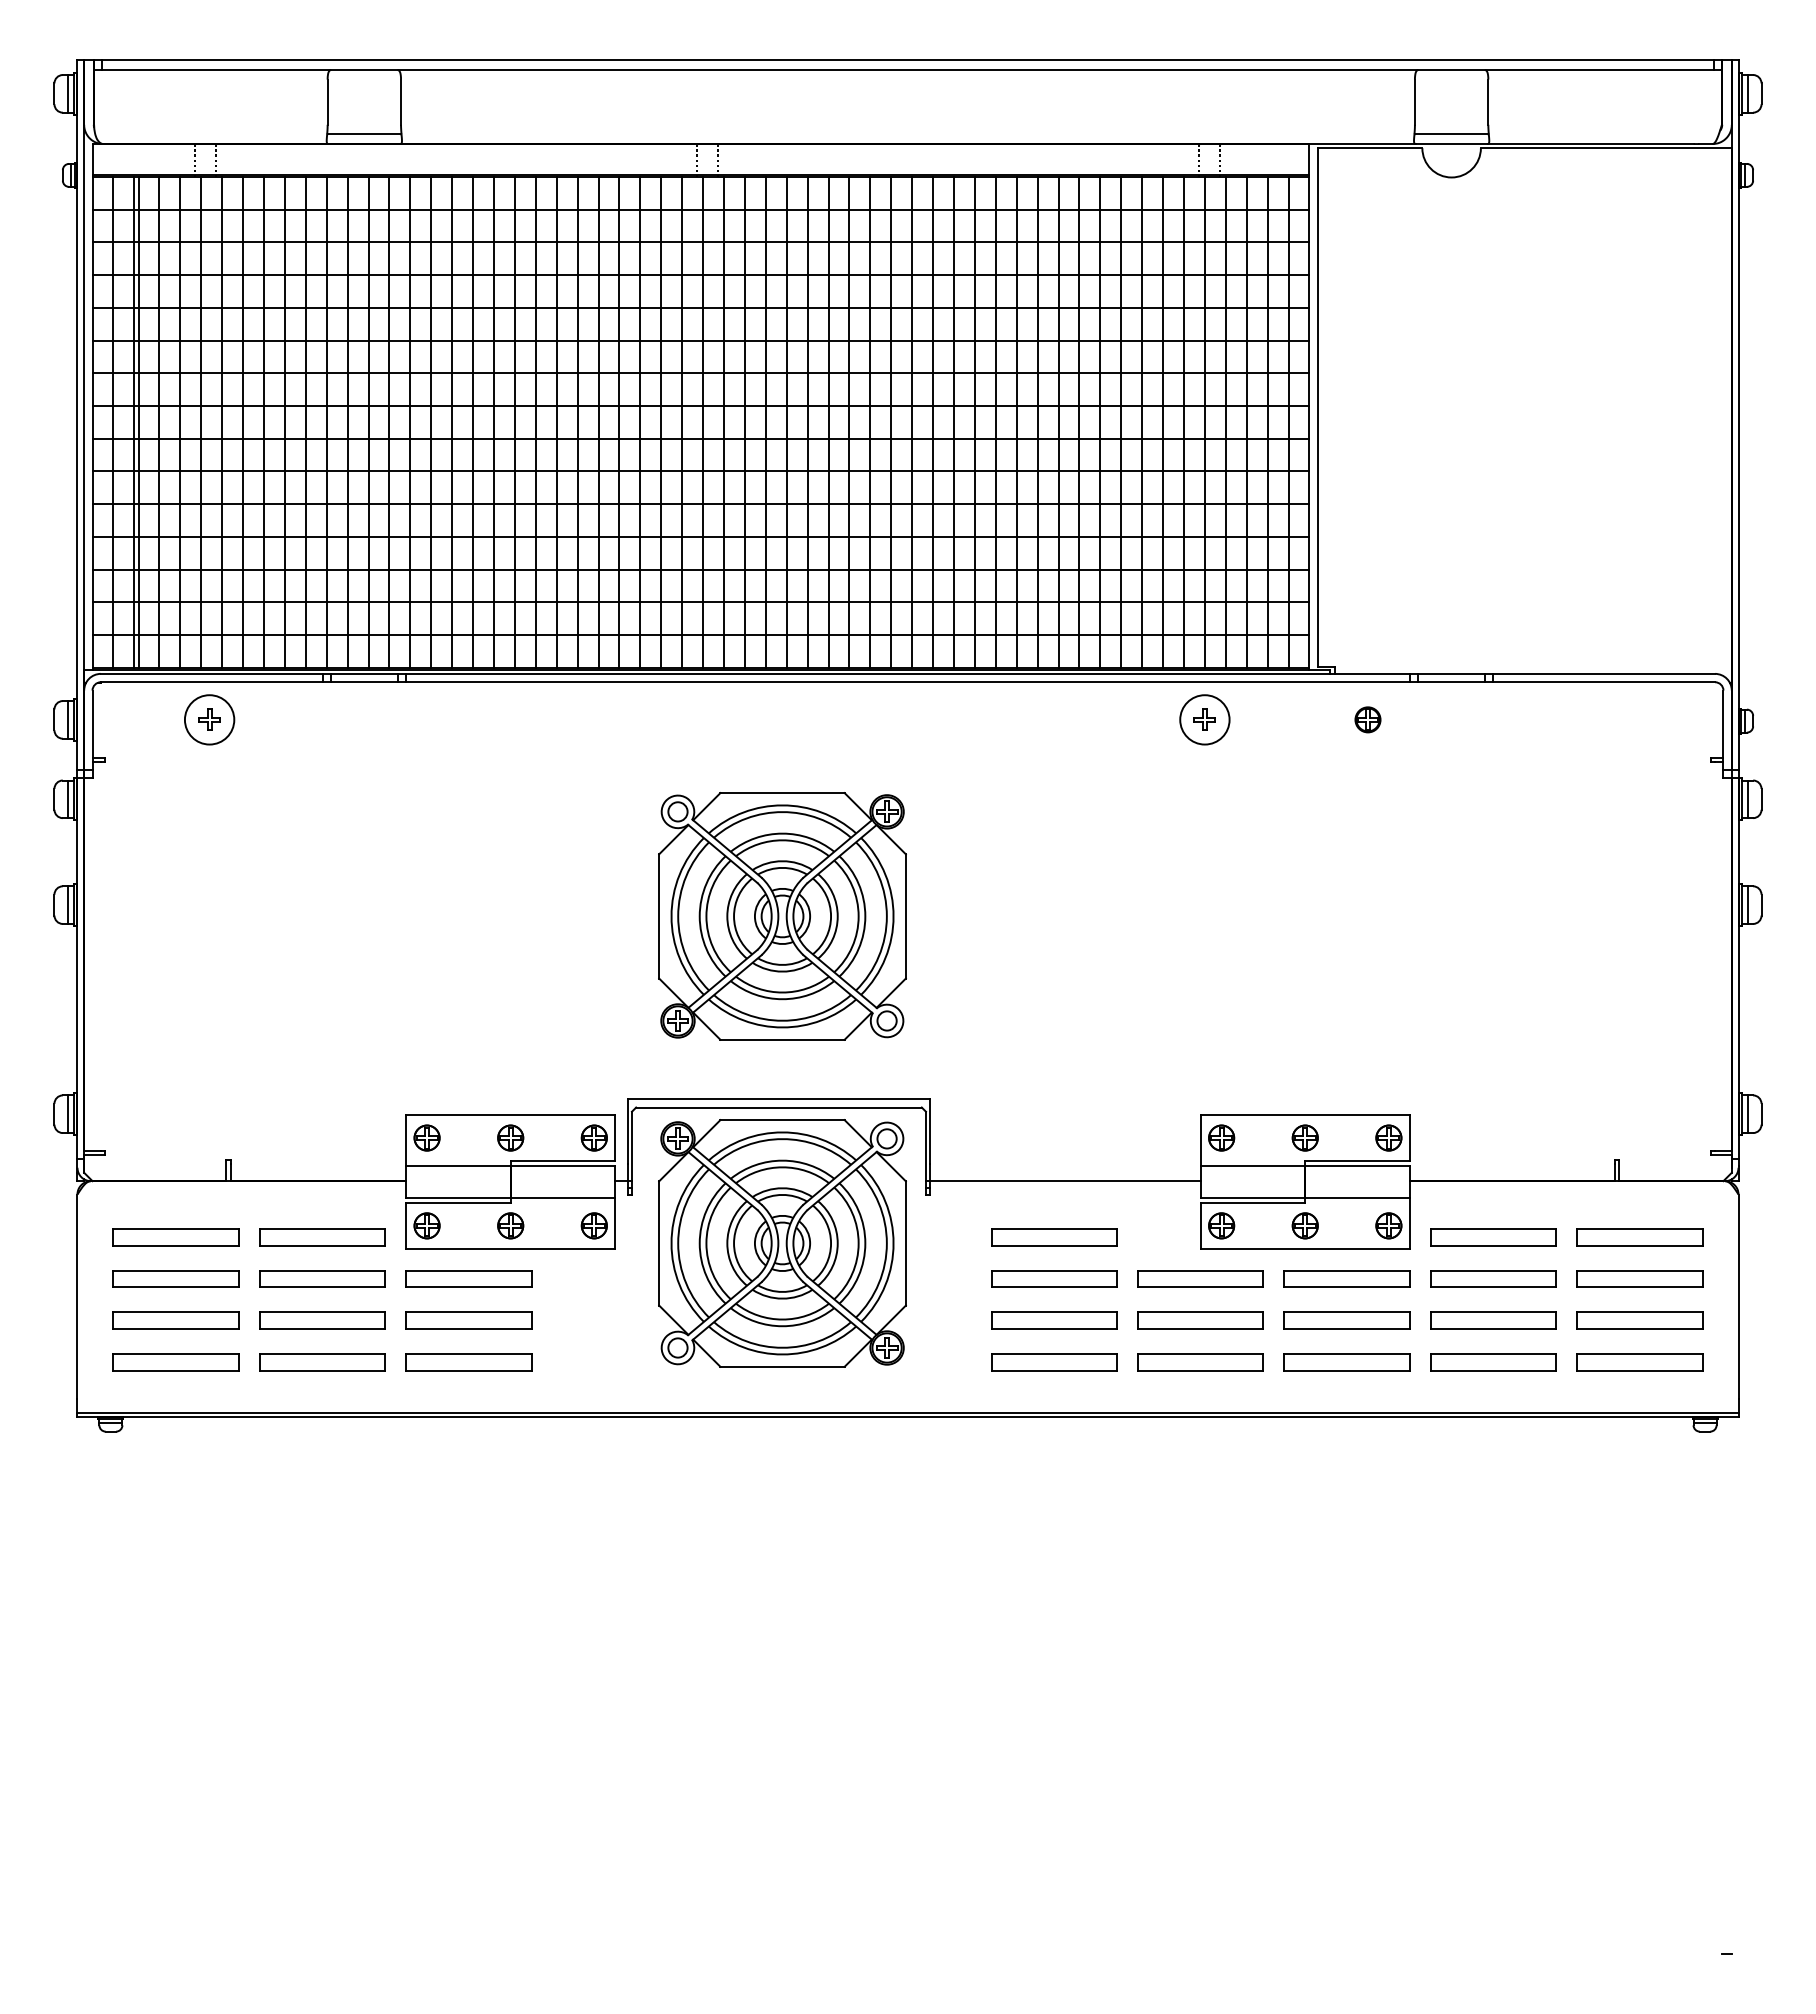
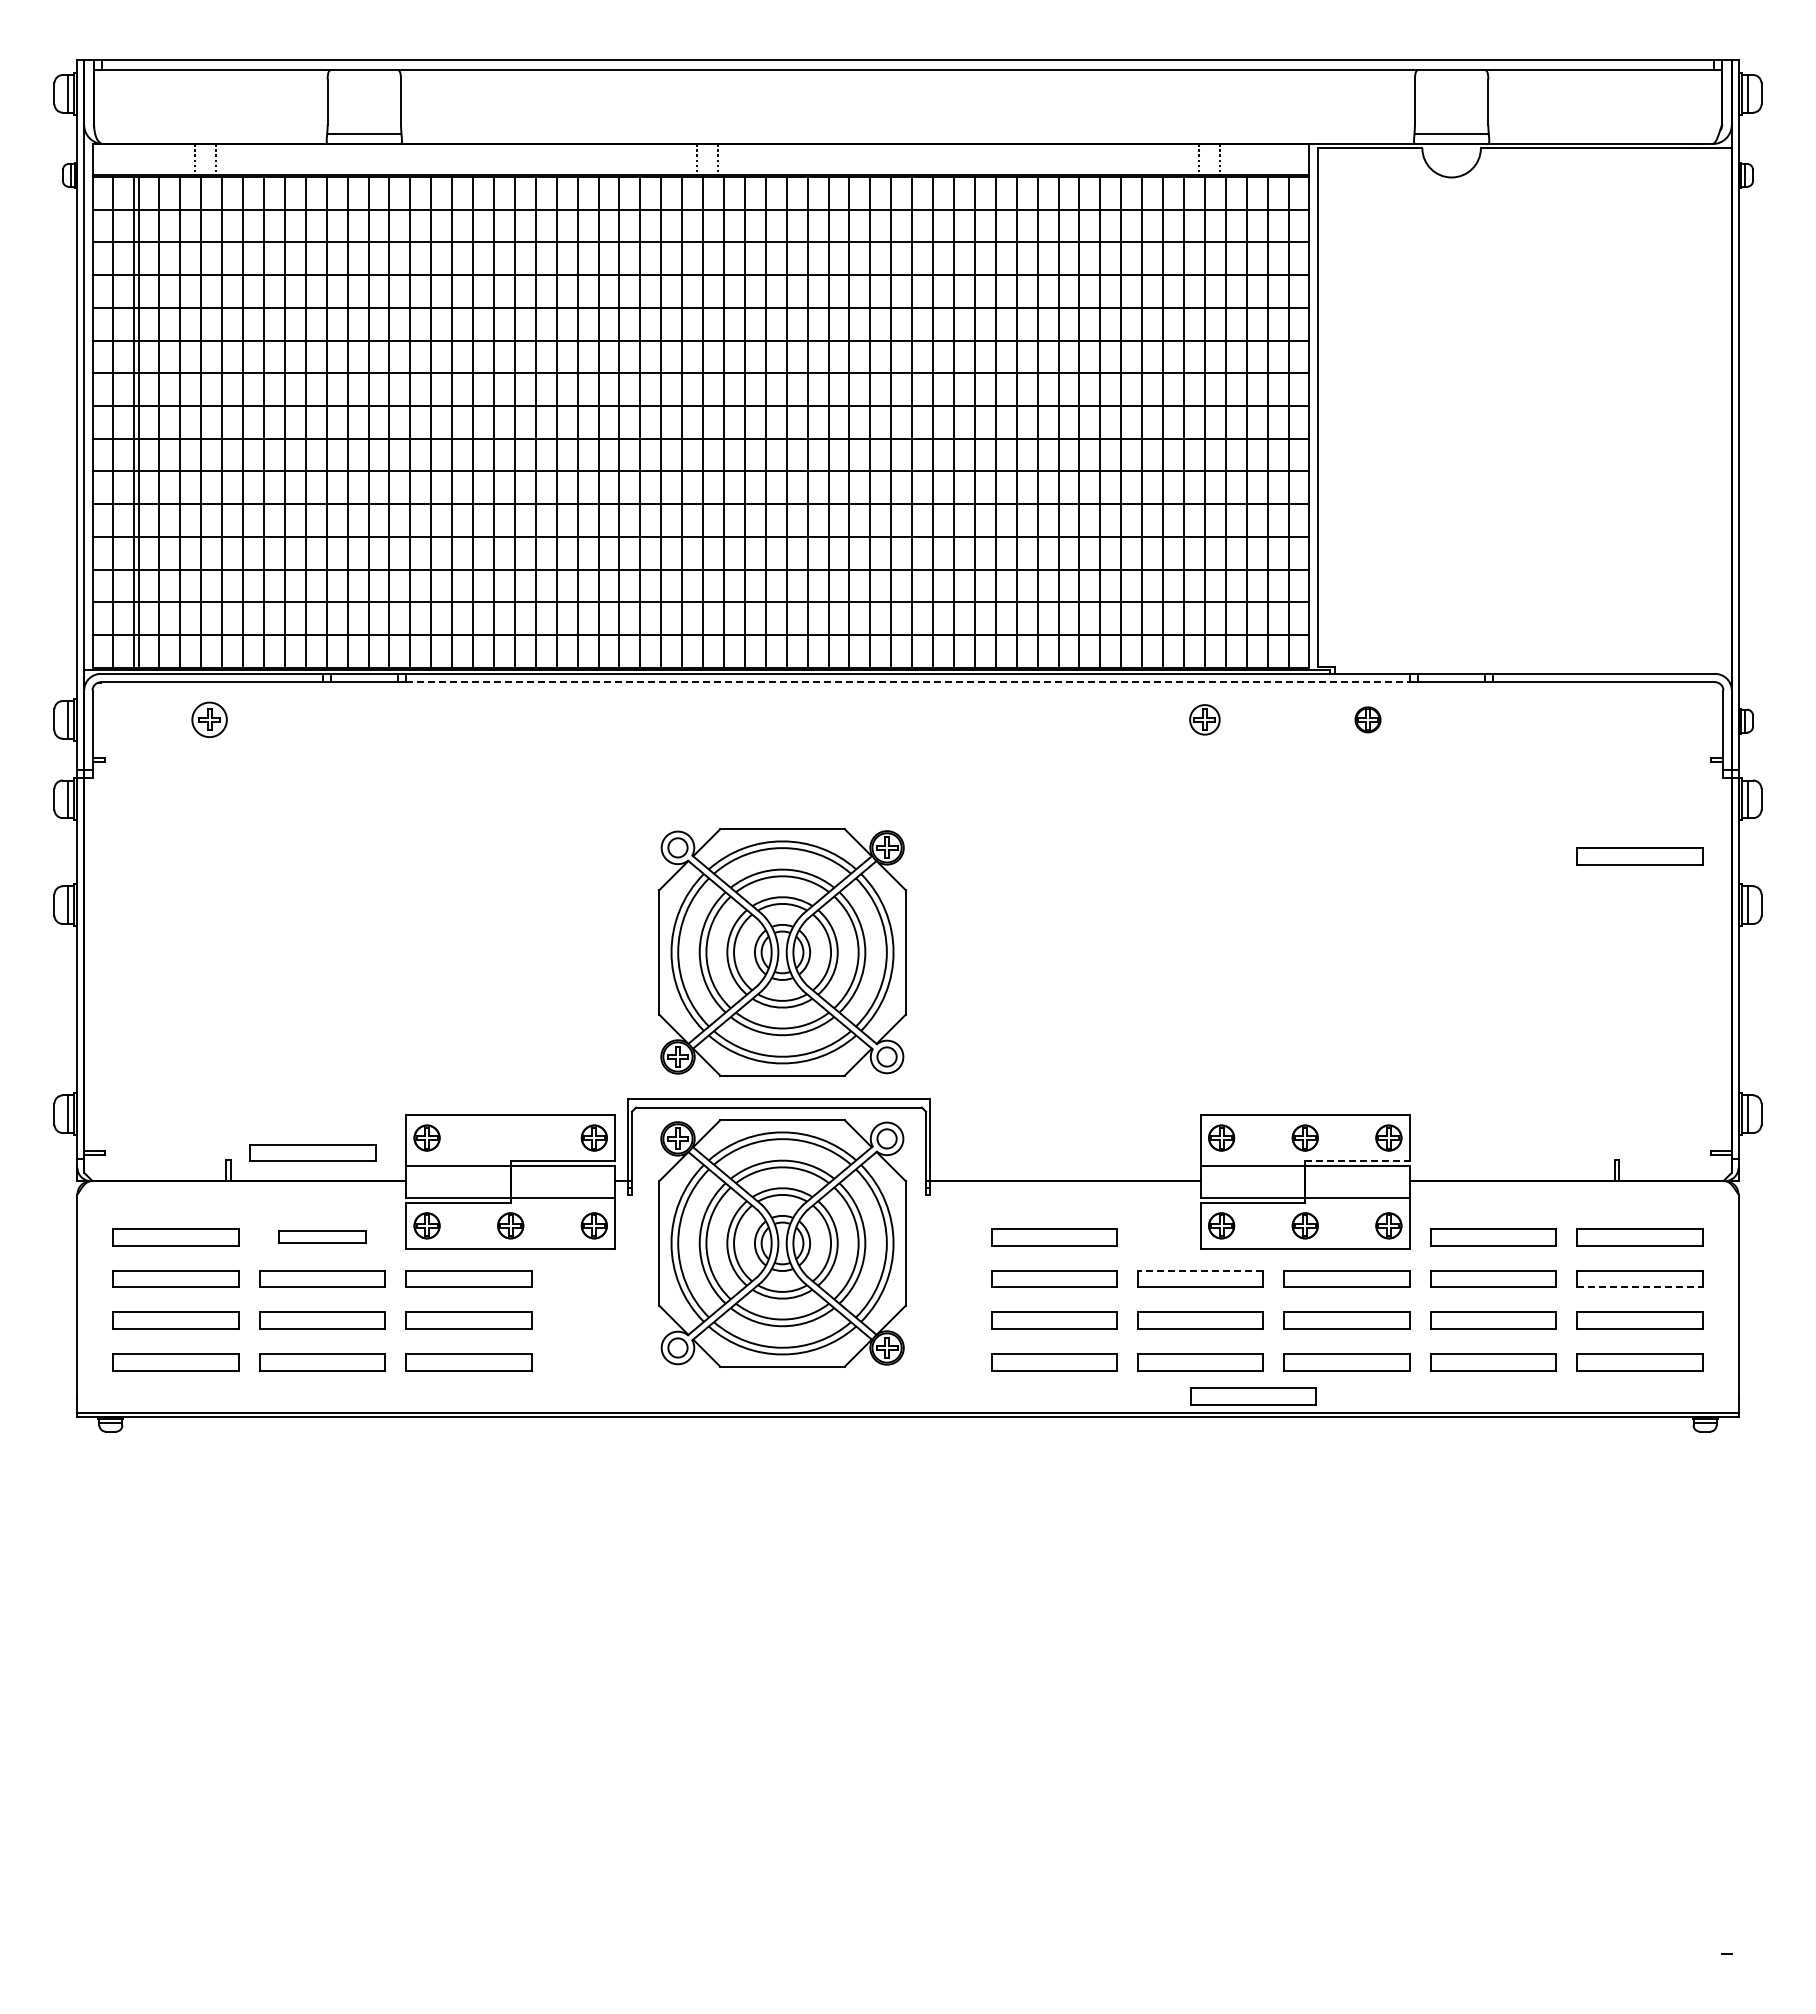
line: solid -> dashed (908, 682)
circle diameter: 49 px -> 35 px (209, 719)
circle diameter: 49 px -> 30 px (1204, 719)
part: none -> present (1639, 856)
part position: (782, 916) -> (782, 952) (782, 952)
part: present -> none (510, 1137)
part: none -> present (312, 1152)
line: solid -> dashed (1358, 1161)
part size: 127x19 px -> 89x14 px (322, 1236)
line: solid -> dashed (1200, 1270)
line: solid -> dashed (1639, 1287)
part: none -> present (1253, 1396)
